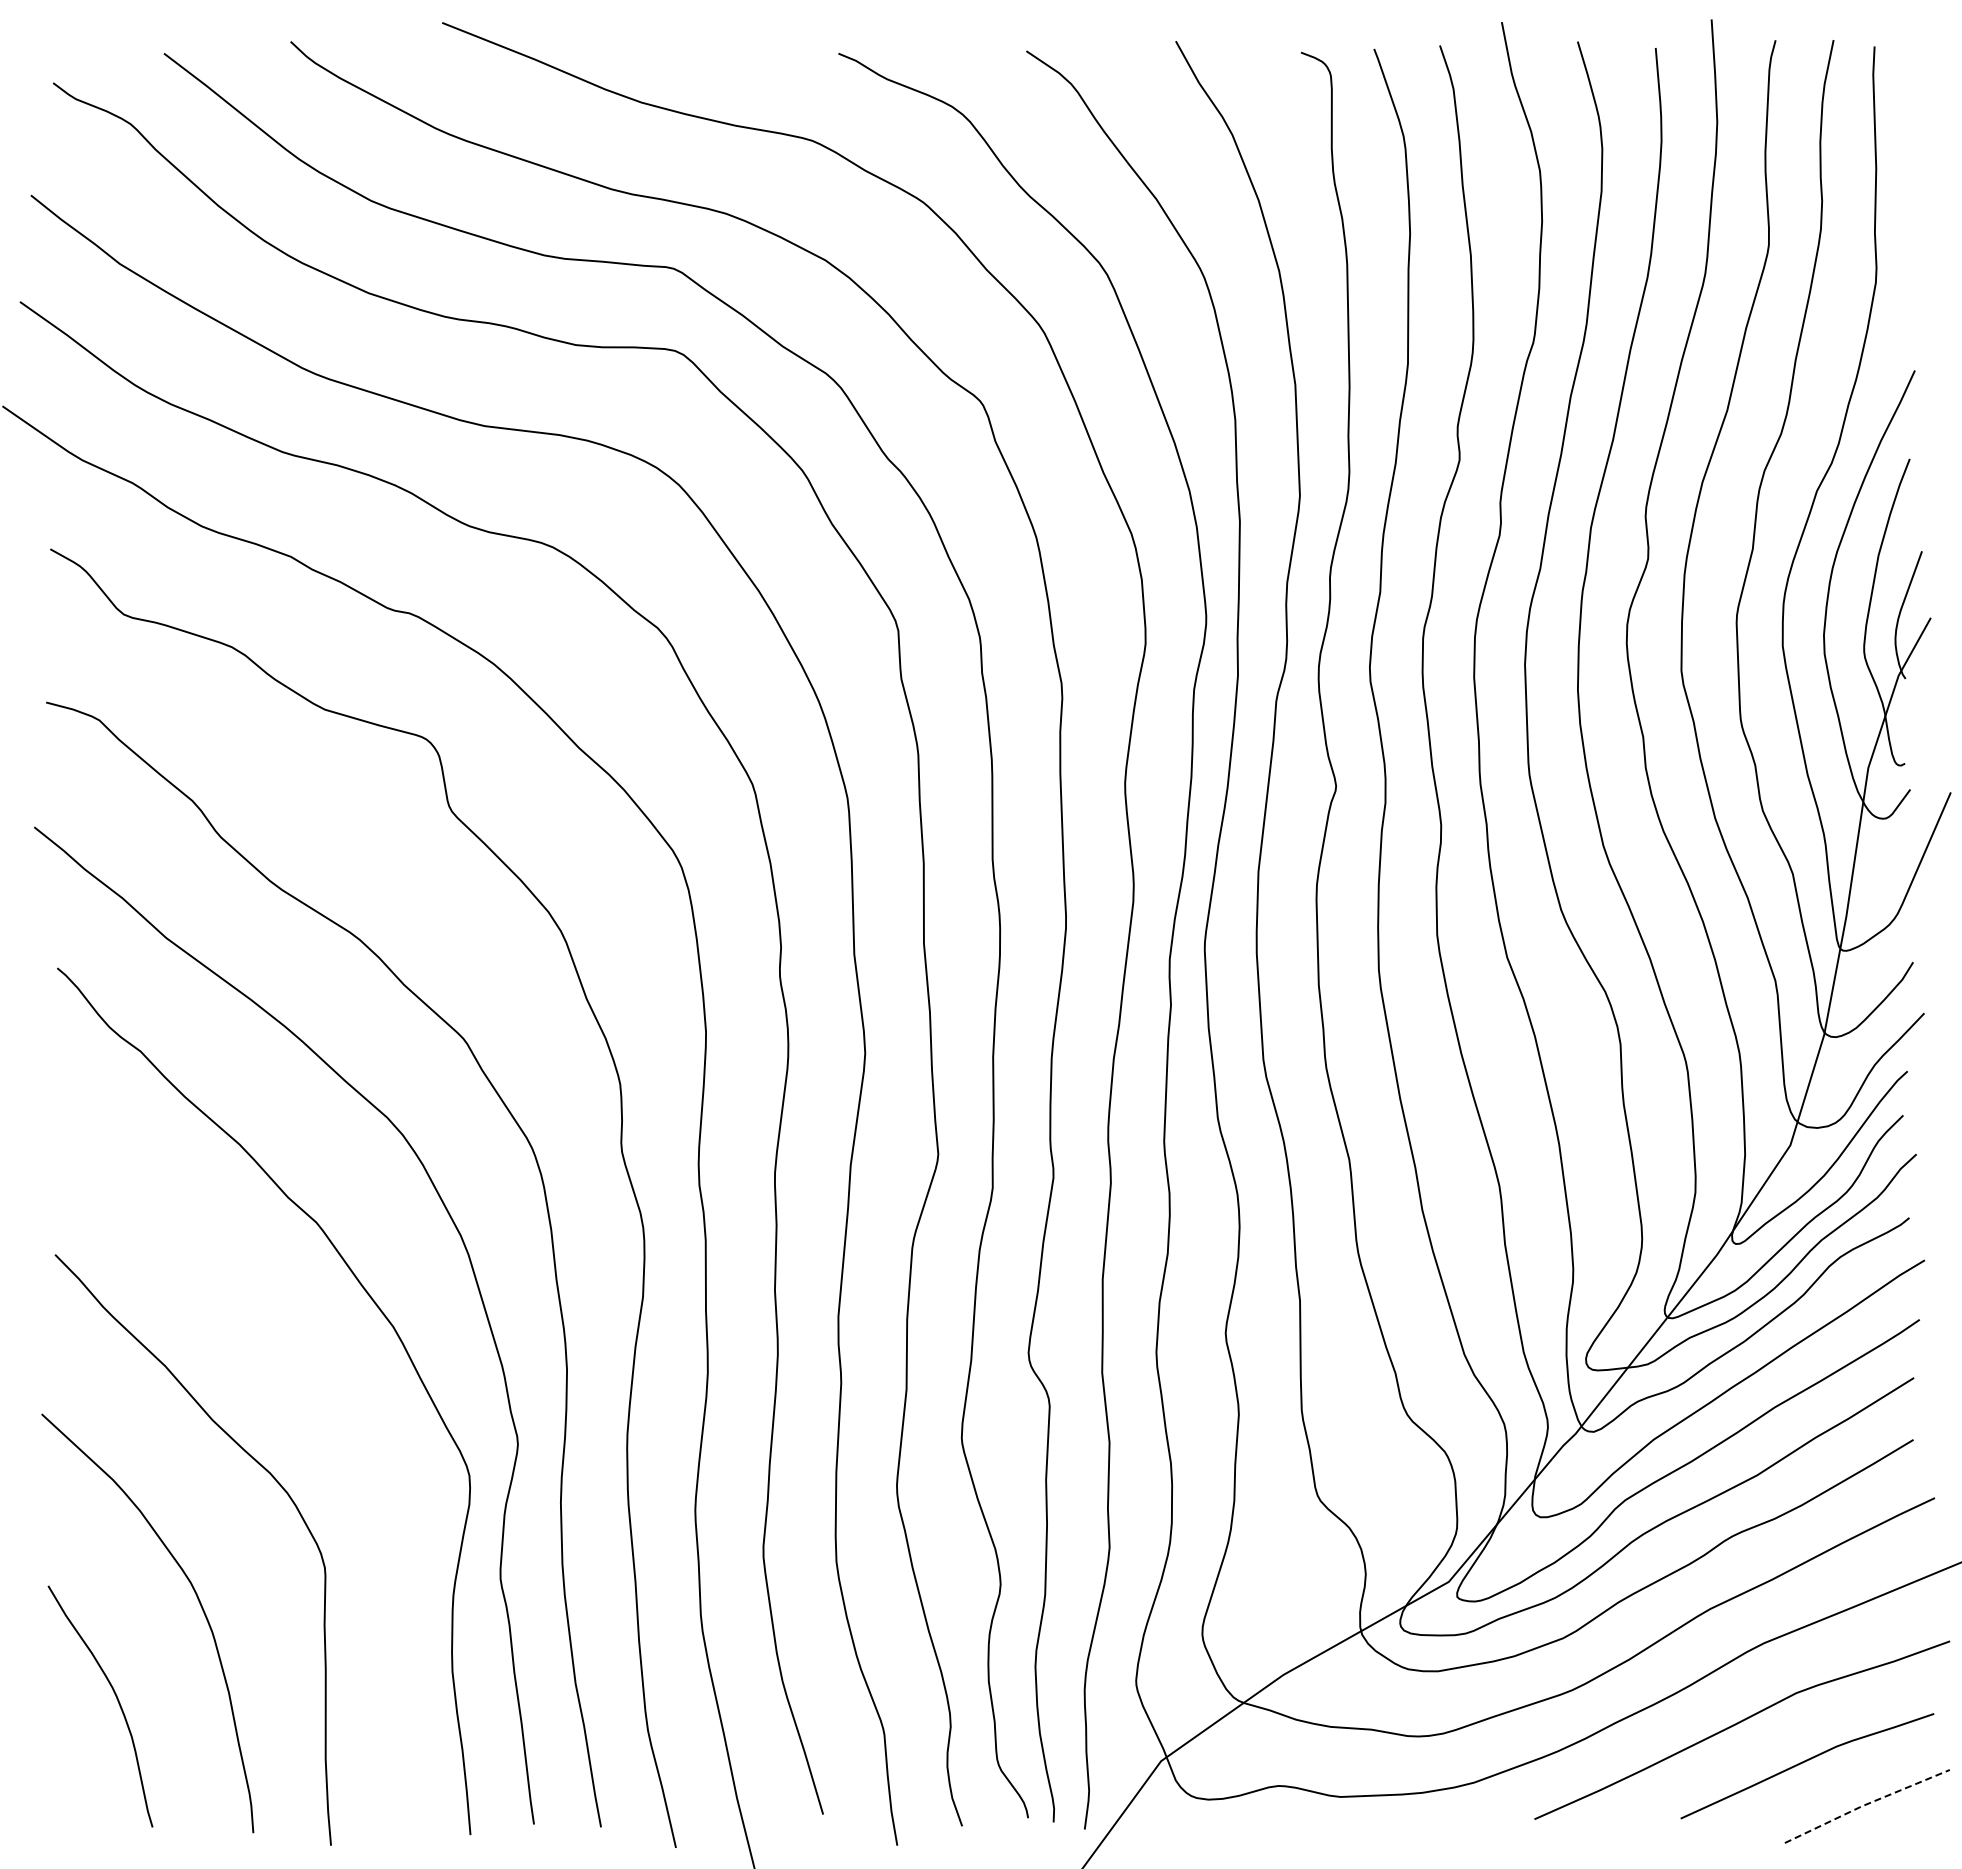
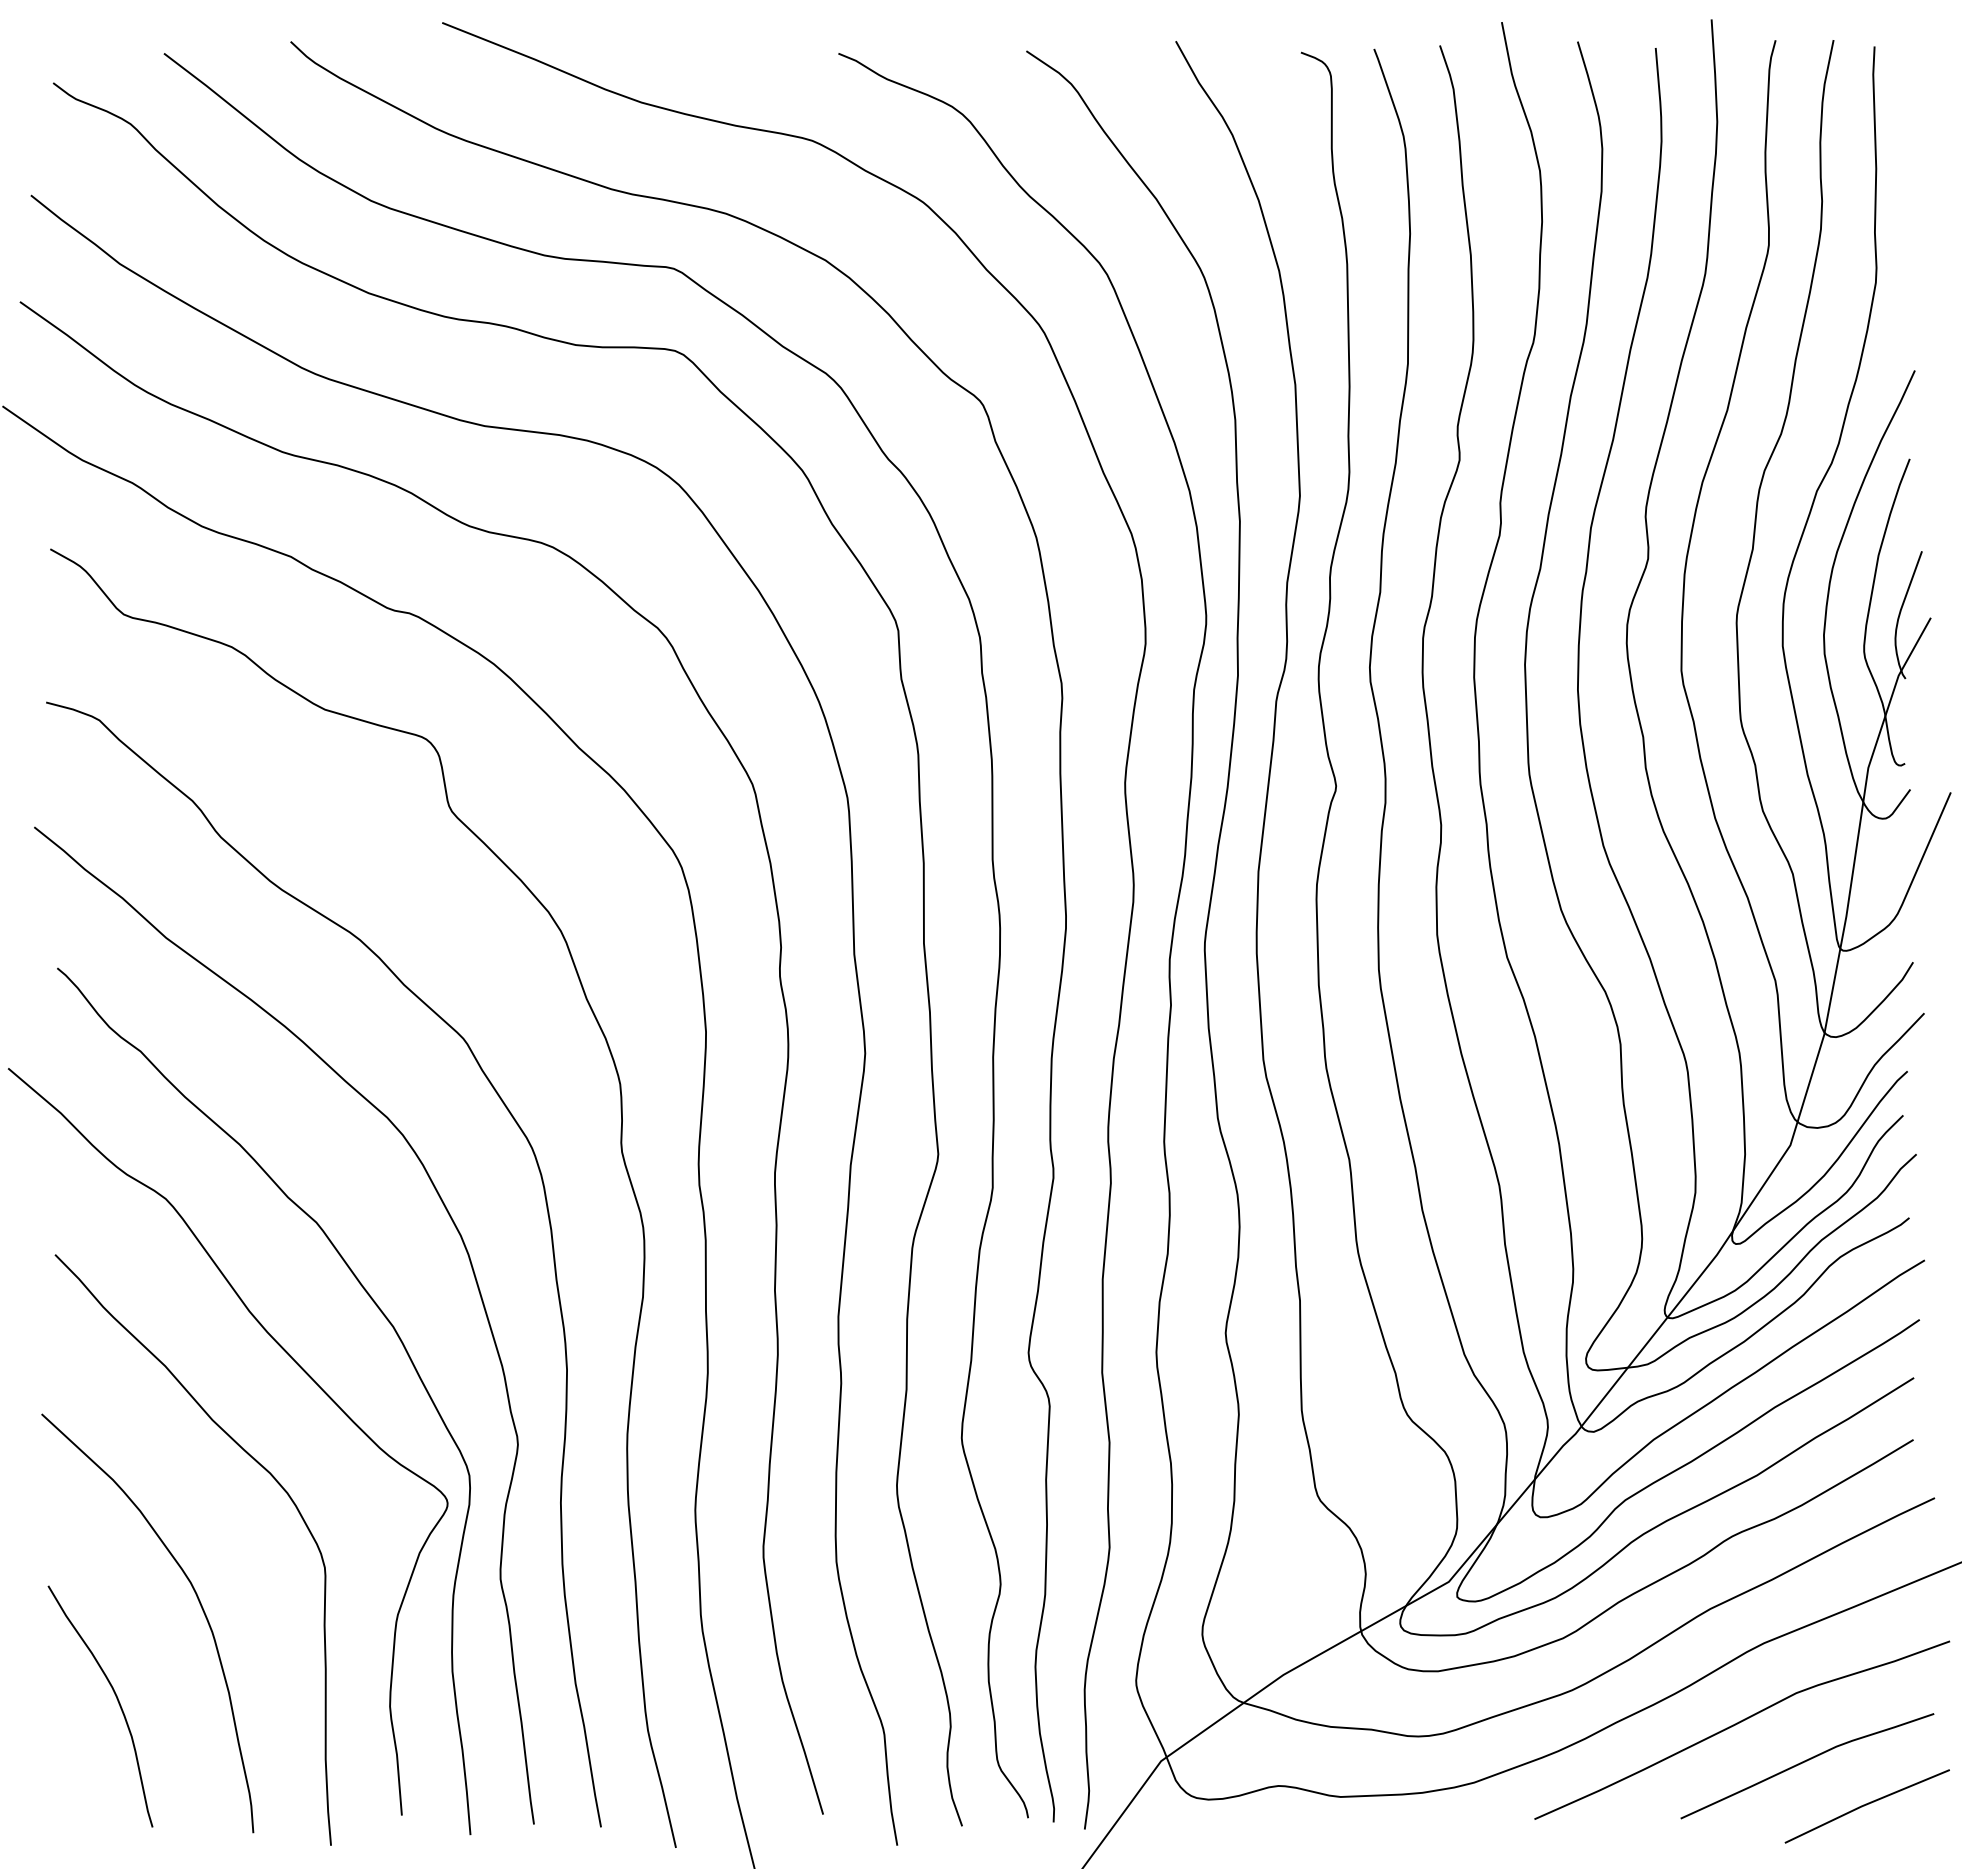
curve: none -> present (300, 1368)
line: dashed -> solid (1866, 1804)
